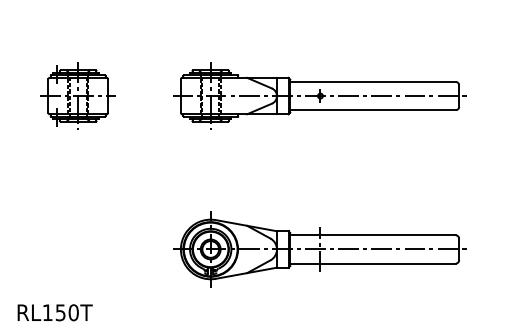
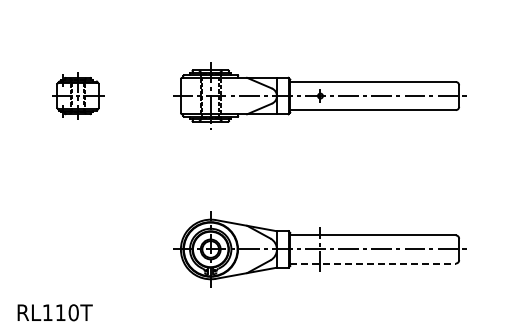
part size: 76x68 px -> 53x48 px (78, 95)
line: solid -> dashed (373, 263)
text: RL150T -> RL110T (60, 312)
